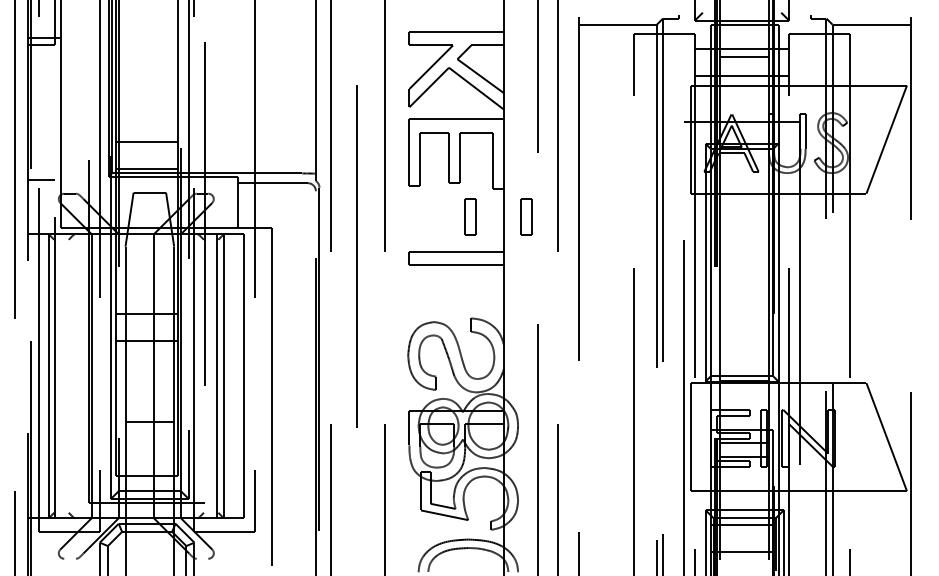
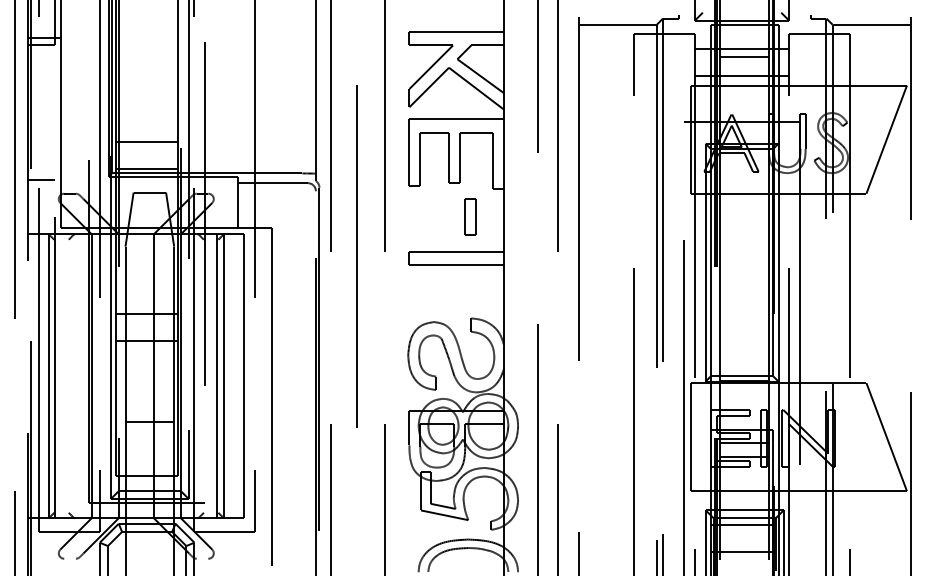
part: present -> none (526, 216)
